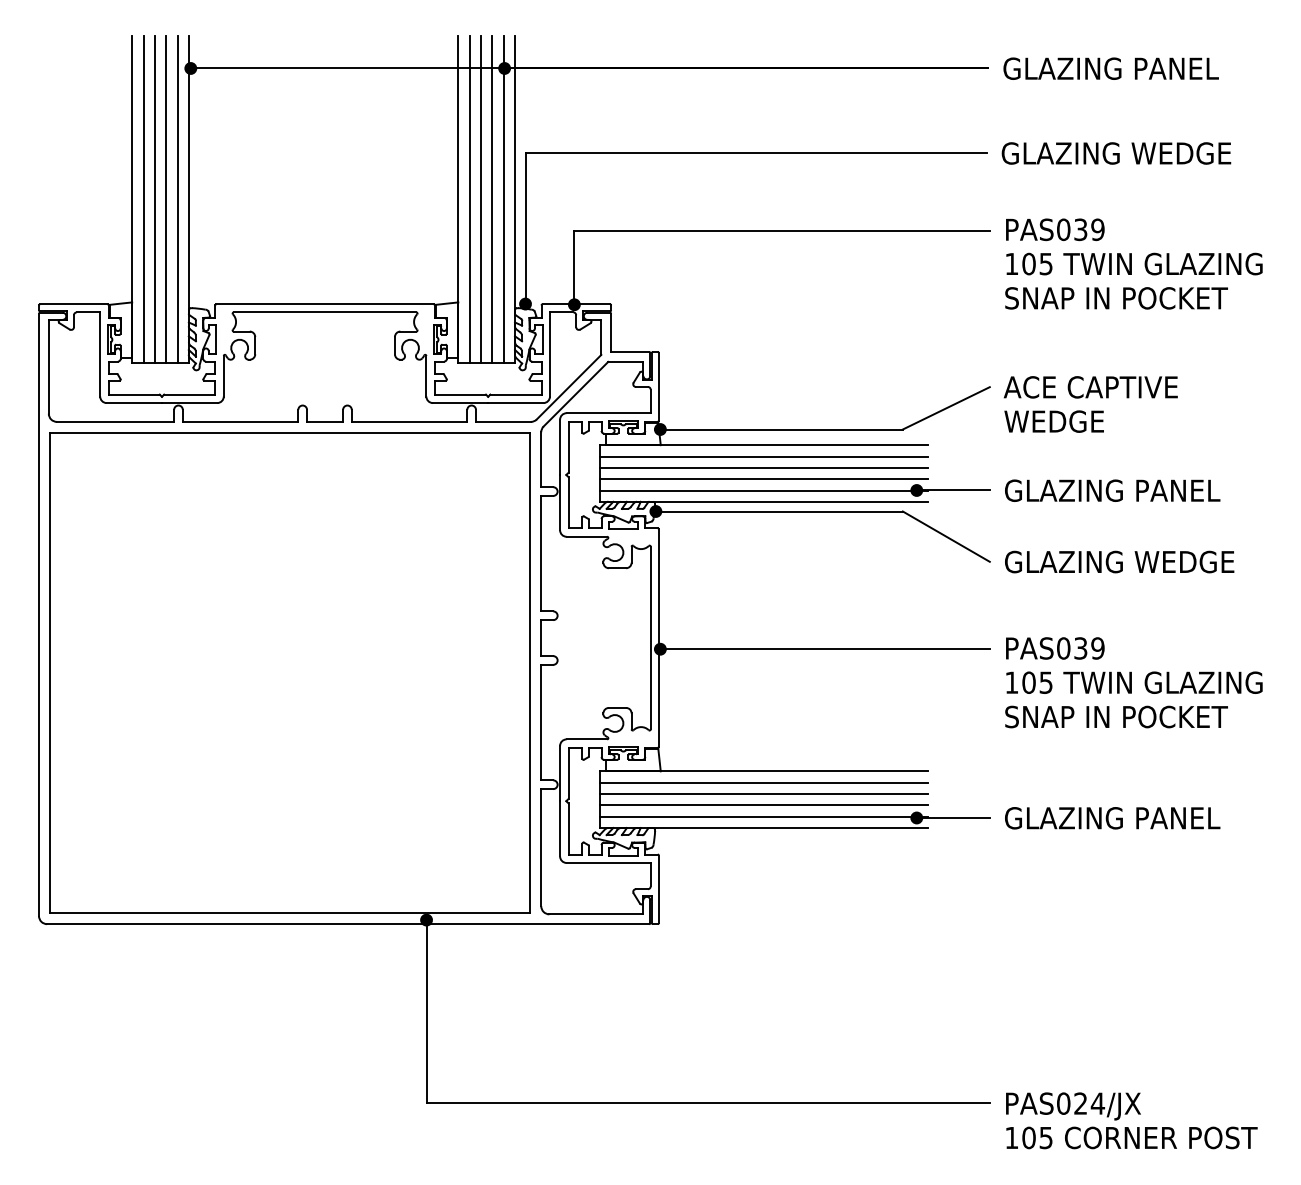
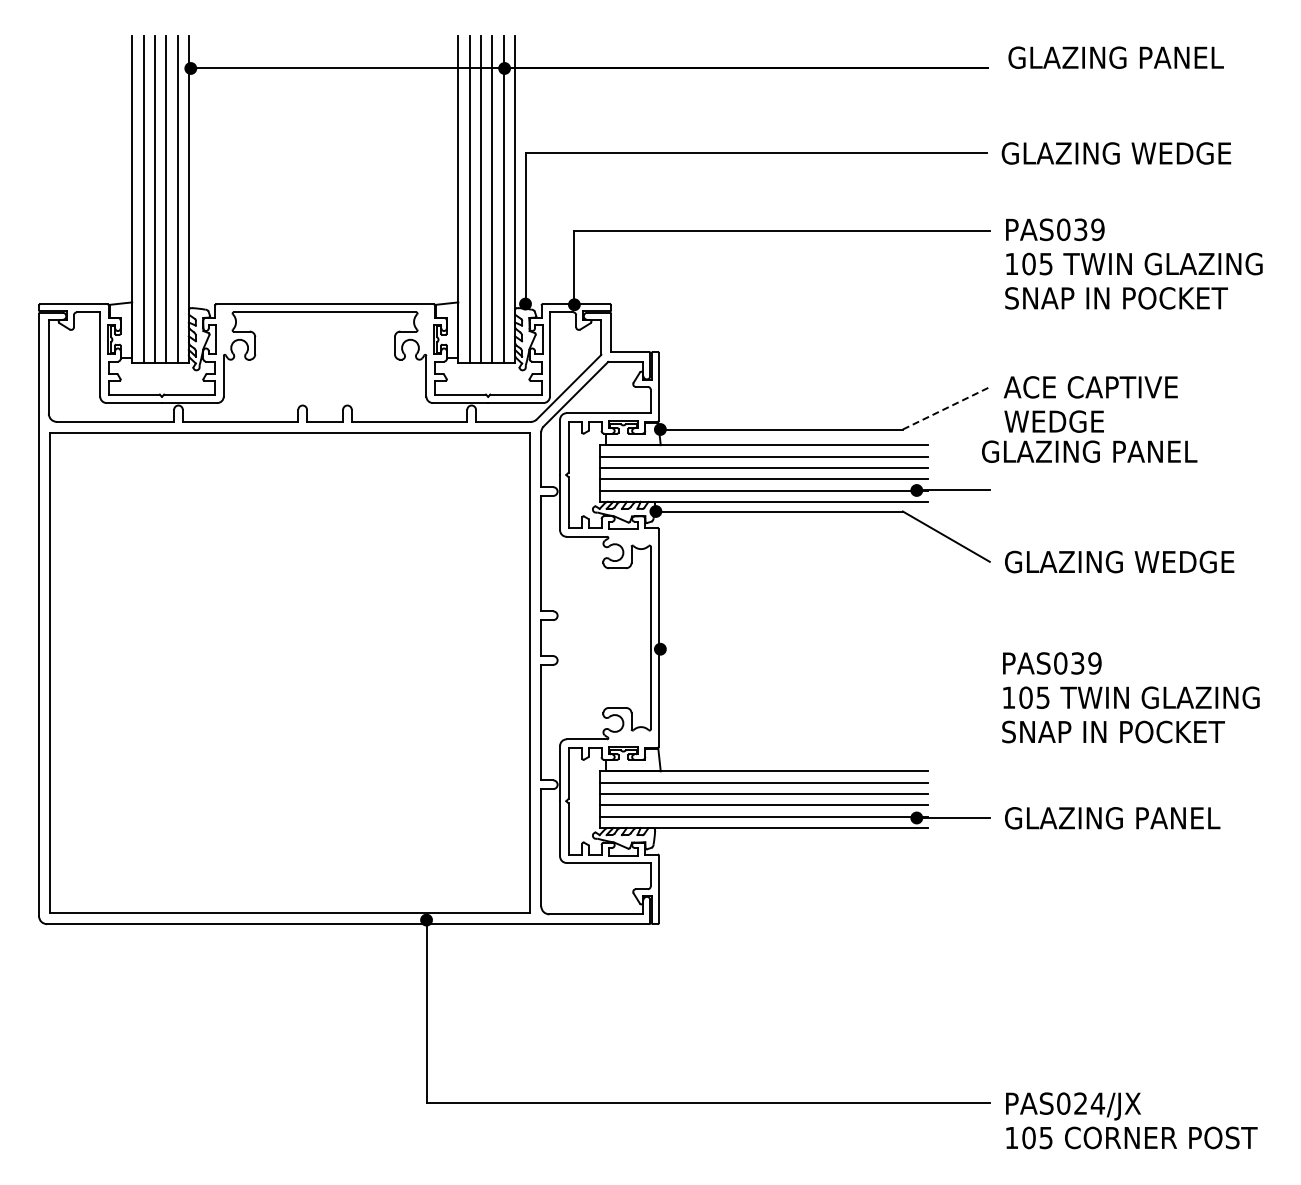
text position: (1110, 68) -> (1115, 57) (1115, 57)
line: solid -> dashed (946, 408)
text position: (1112, 490) -> (1089, 451) (1089, 451)
line: present -> none (824, 649)
text position: (1133, 682) -> (1130, 697) (1130, 697)
